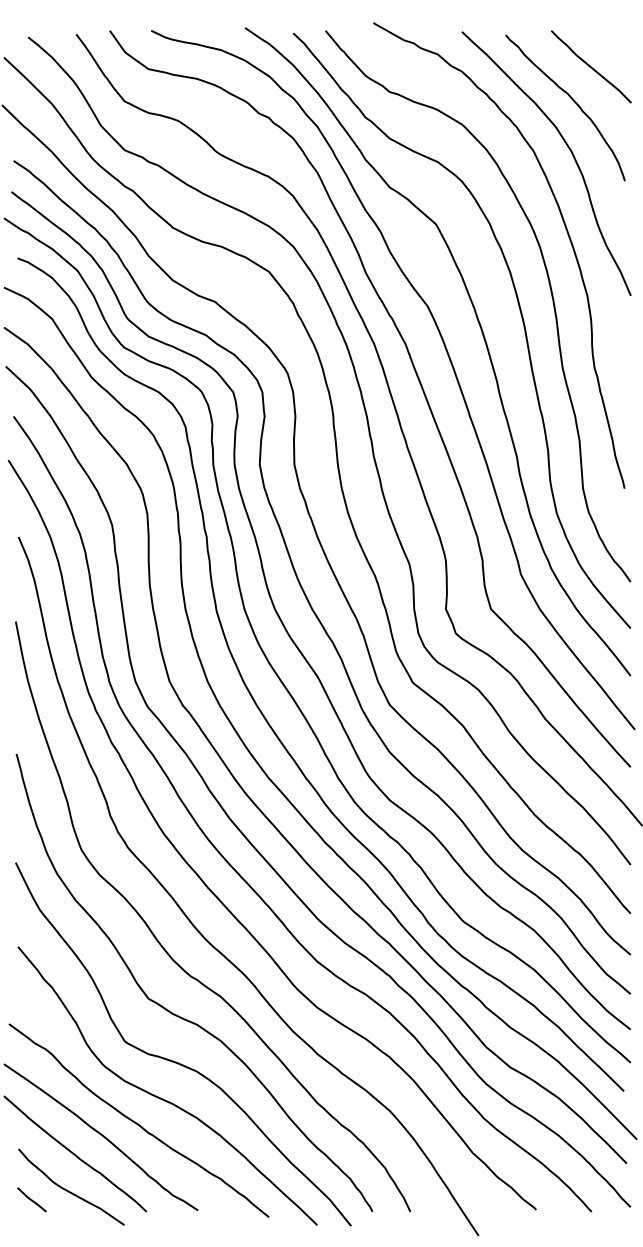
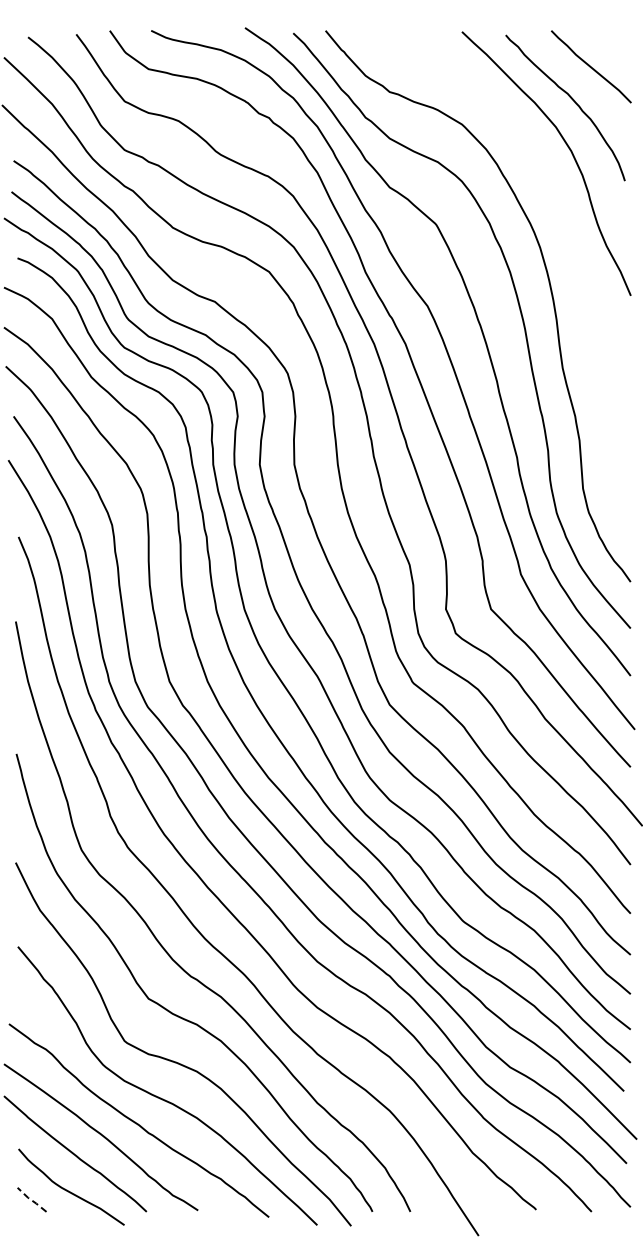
curve: present -> none (566, 232)
line: solid -> dashed (31, 1200)
